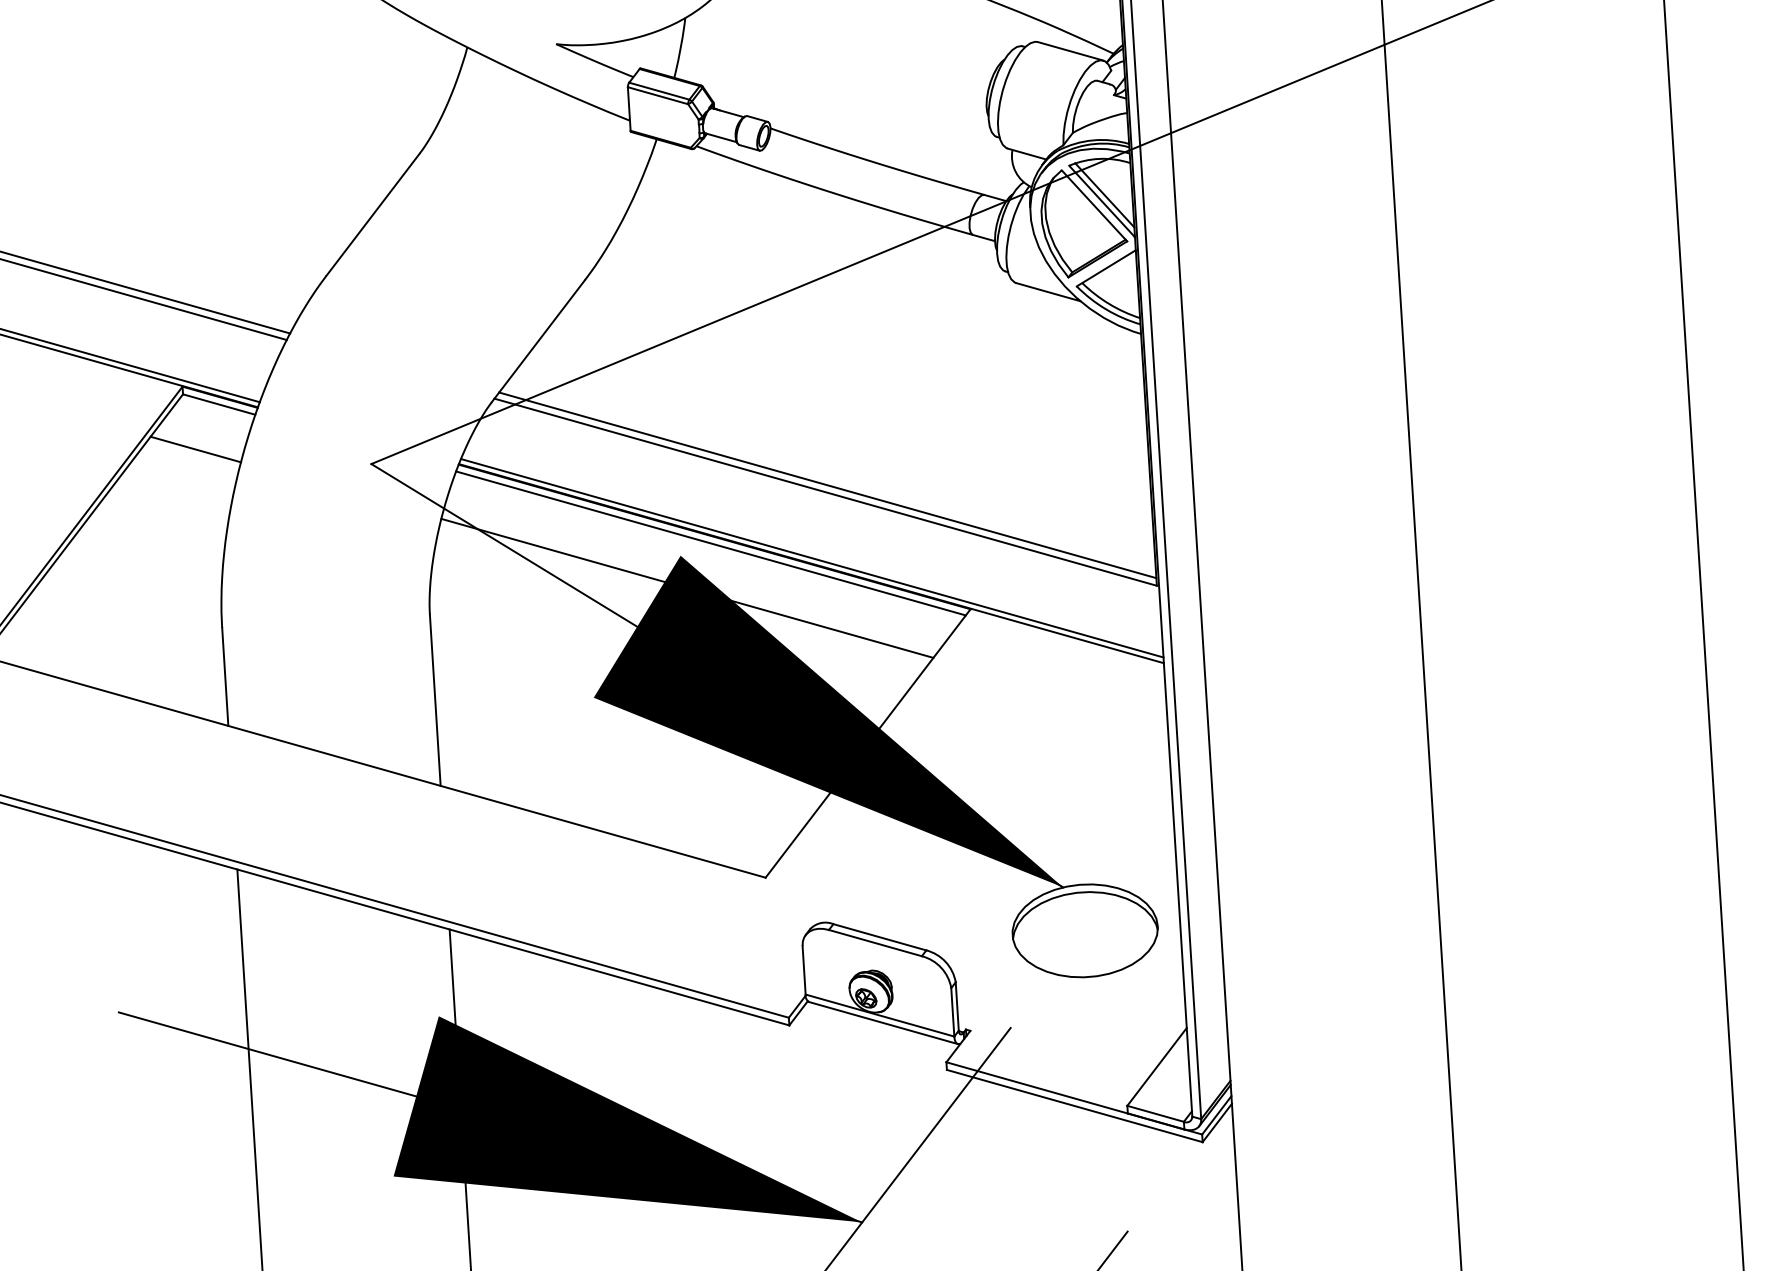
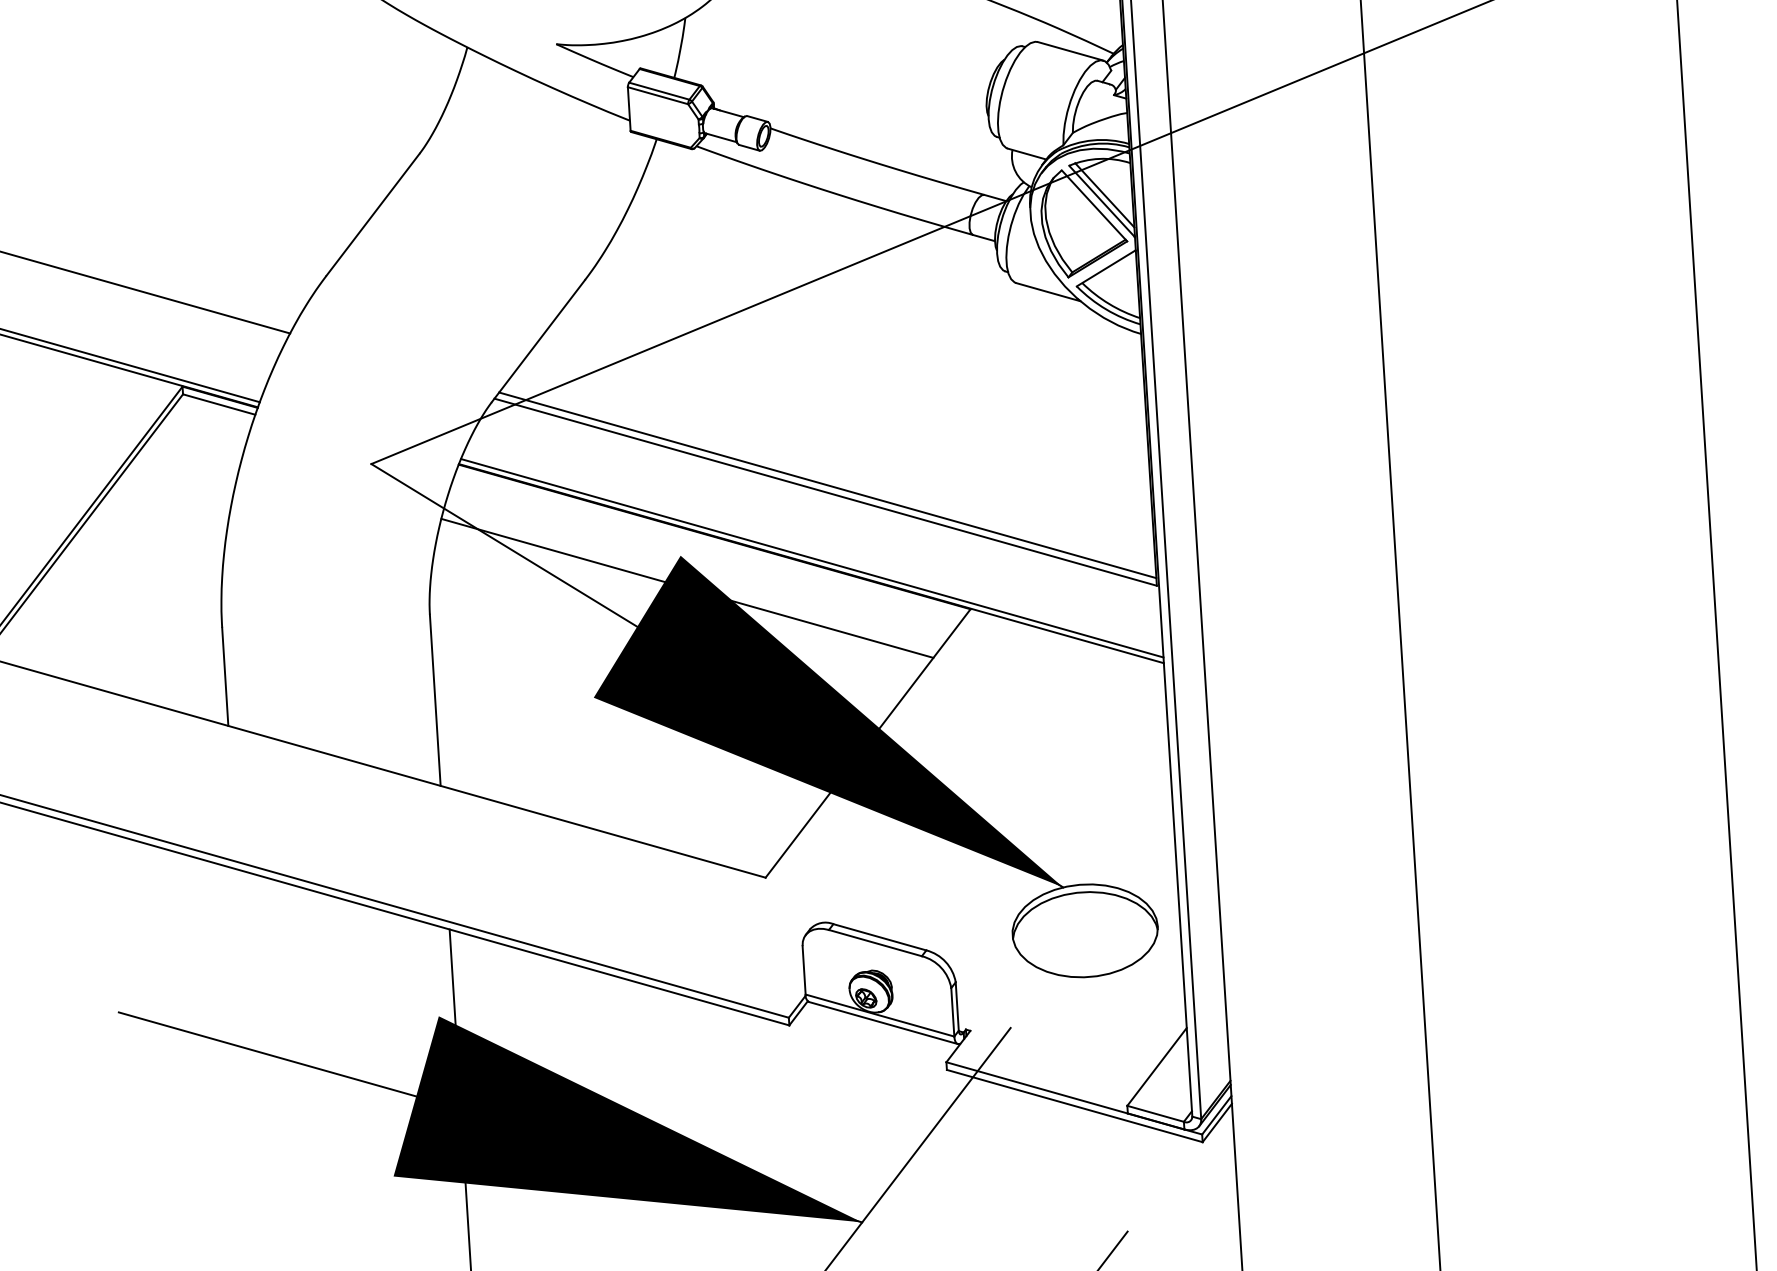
line: present -> none (144, 299)
line: present -> none (195, 449)
line: present -> none (710, 543)
line position: (1421, 634) -> (1400, 634) (1400, 634)
line position: (1703, 634) -> (1716, 634) (1716, 634)
line: present -> none (249, 1068)
